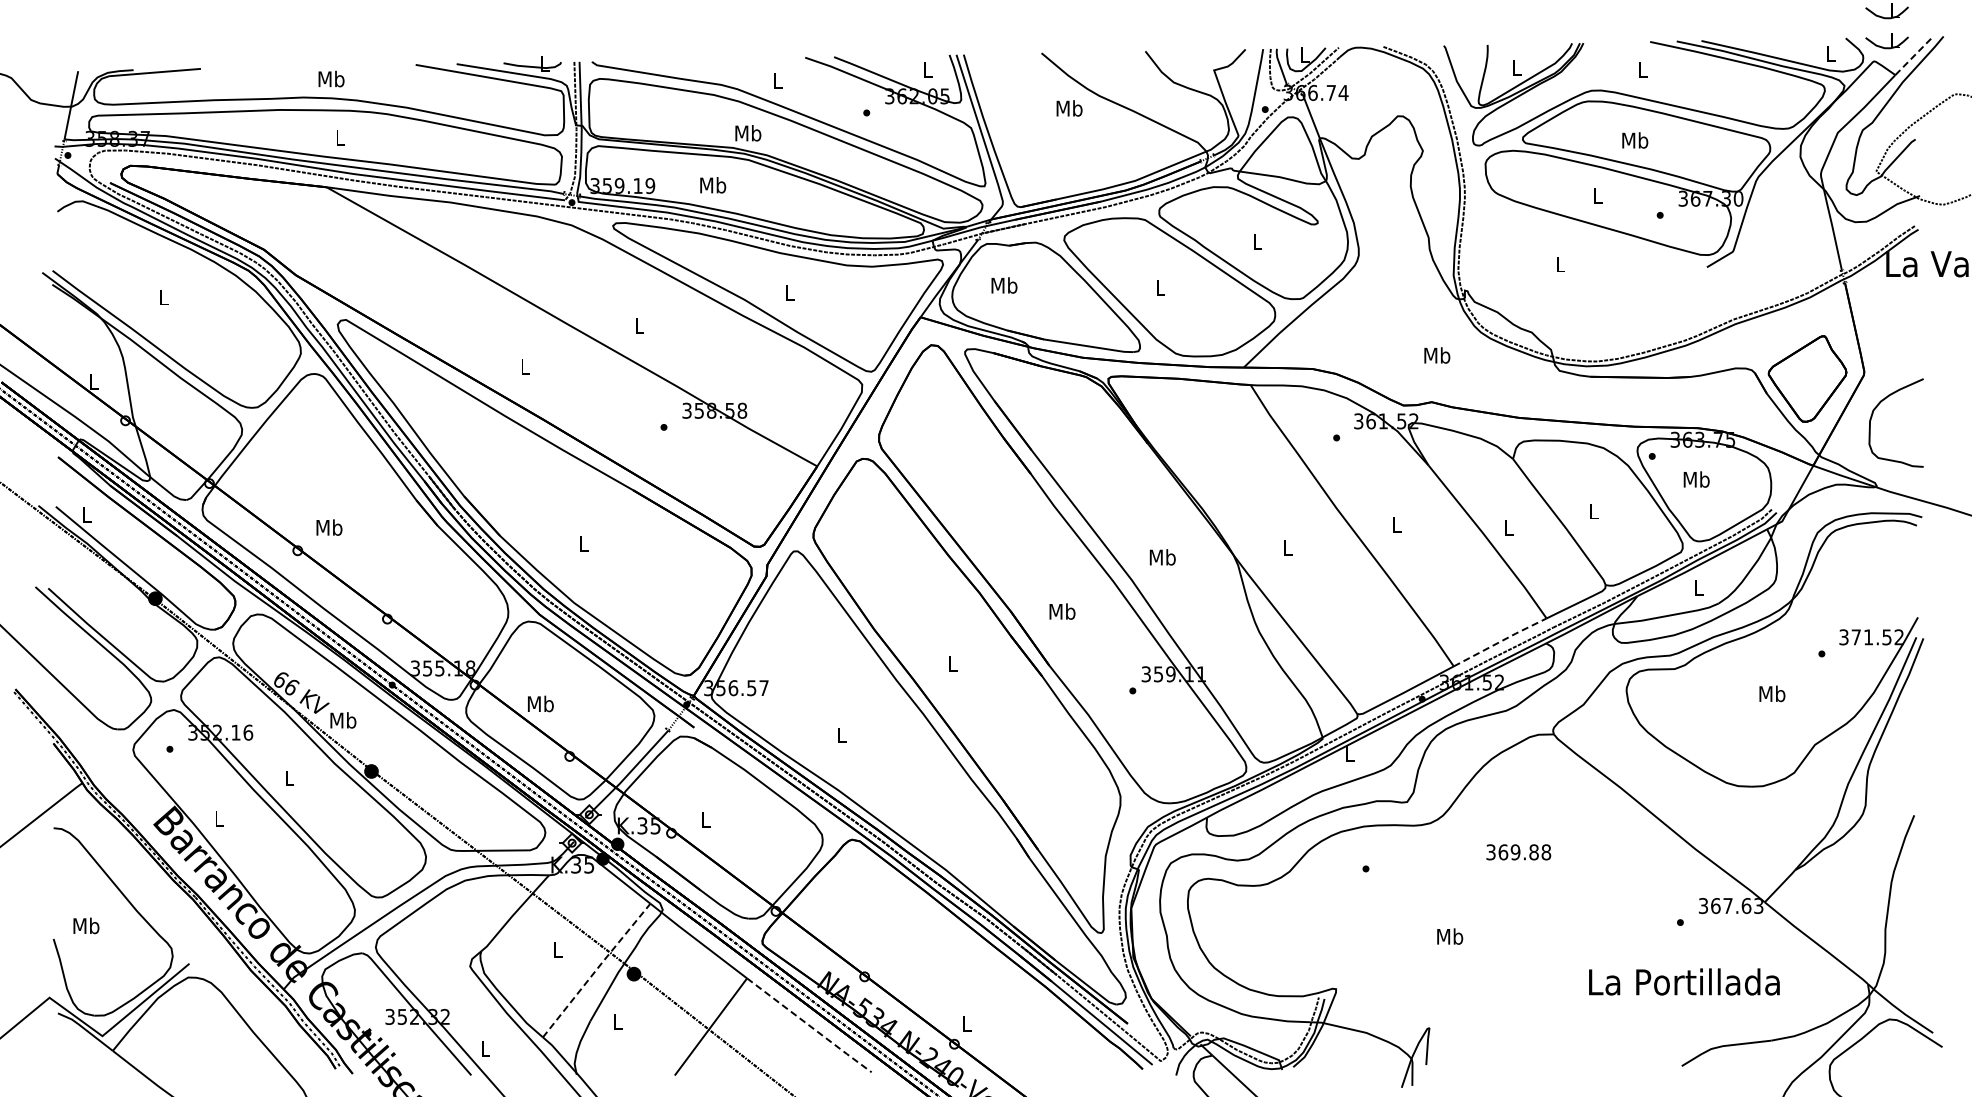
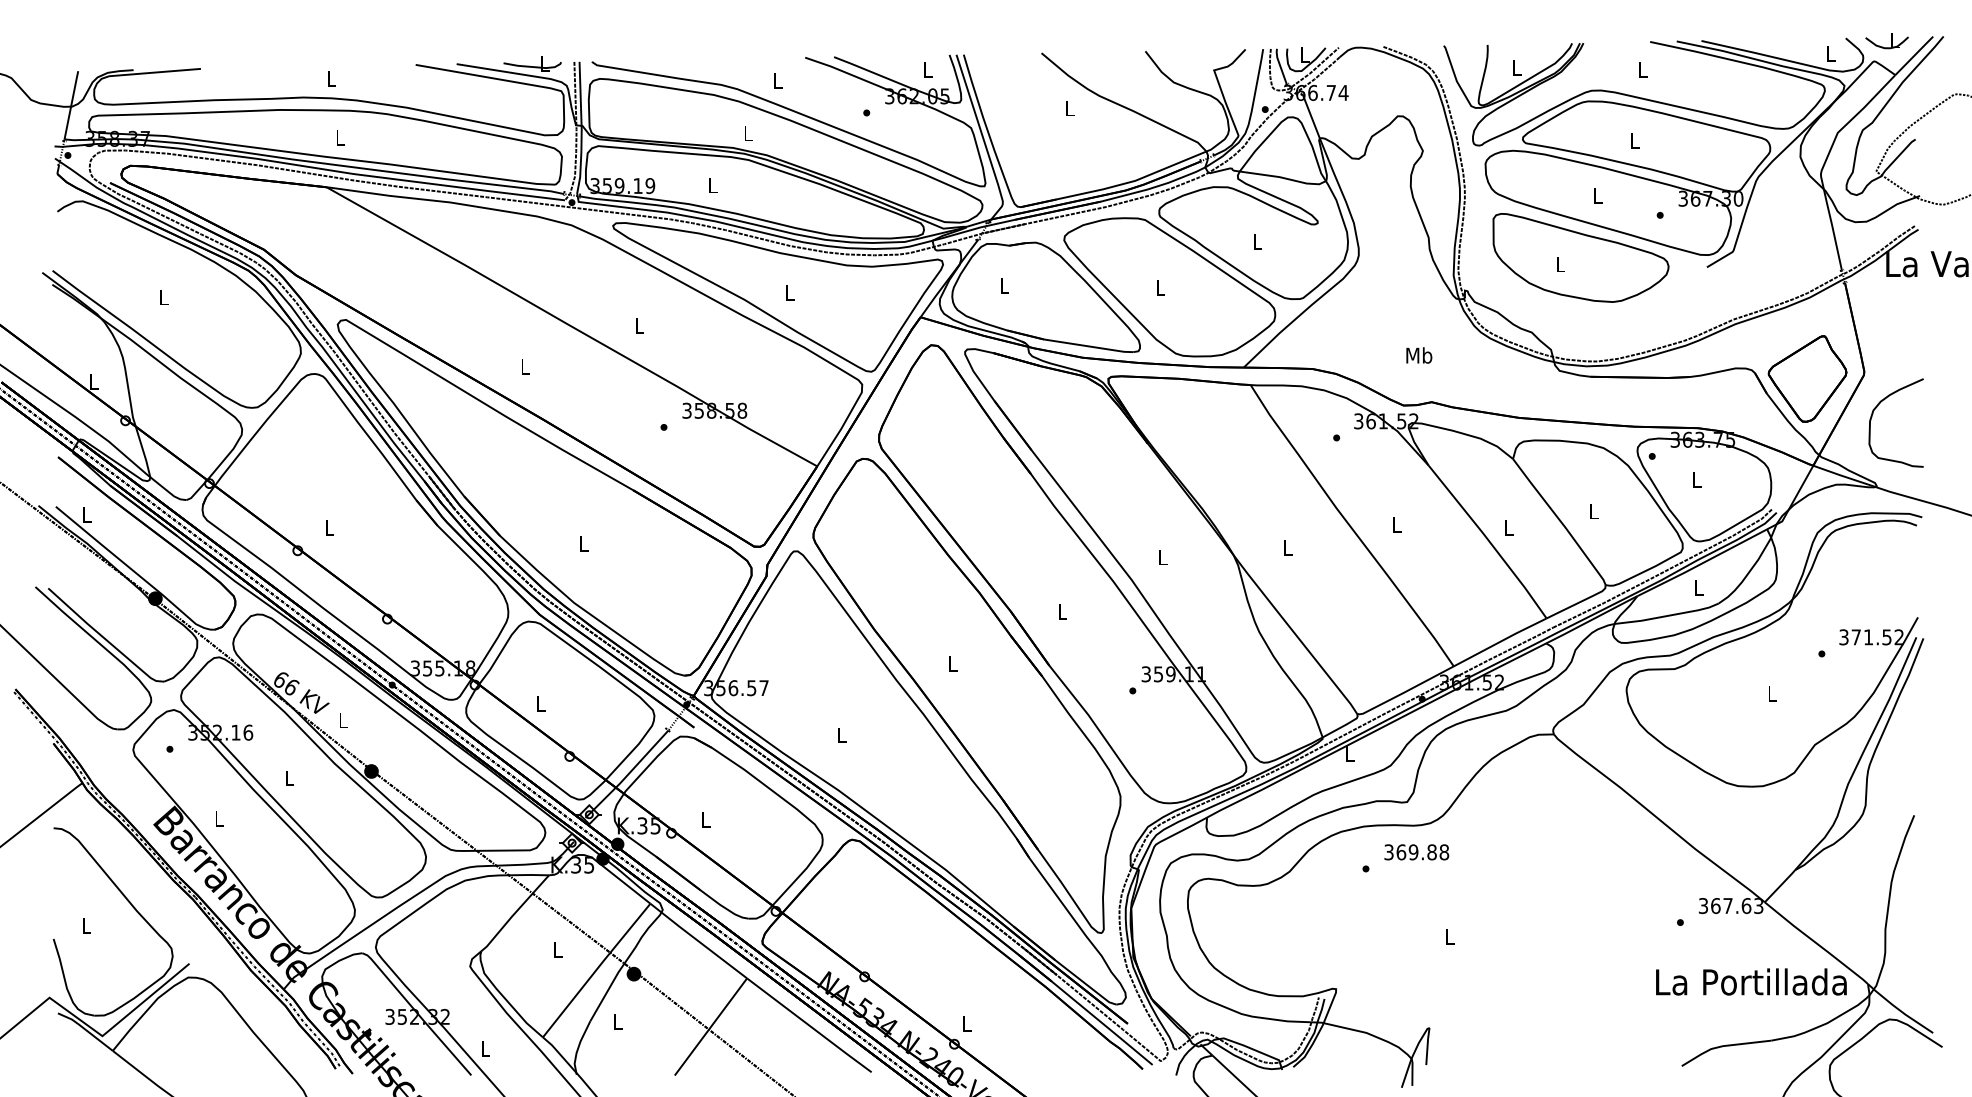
part: present -> none (1886, 11)
line: dashed -> solid (1914, 55)
text: Mb -> L (331, 78)
text: Mb -> L (1069, 108)
text: Mb -> L (748, 133)
text: Mb -> L (1635, 140)
text: Mb -> L (713, 185)
part: none -> present (1580, 257)
text: Mb -> L (1004, 285)
text position: (1437, 355) -> (1419, 355) (1419, 355)
text: Mb -> L (1696, 479)
text: Mb -> L (329, 527)
text: Mb -> L (1162, 557)
text: Mb -> L (1062, 611)
line: dashed -> solid (1501, 641)
text: Mb -> L (1772, 693)
text: Mb -> L (540, 703)
text: Mb -> L (343, 720)
text position: (1518, 852) -> (1416, 852) (1416, 852)
text: Mb -> L (86, 925)
text: Mb -> L (1450, 936)
line: dashed -> solid (596, 969)
text position: (1684, 981) -> (1751, 981) (1751, 981)
line: dashed -> solid (809, 1025)
